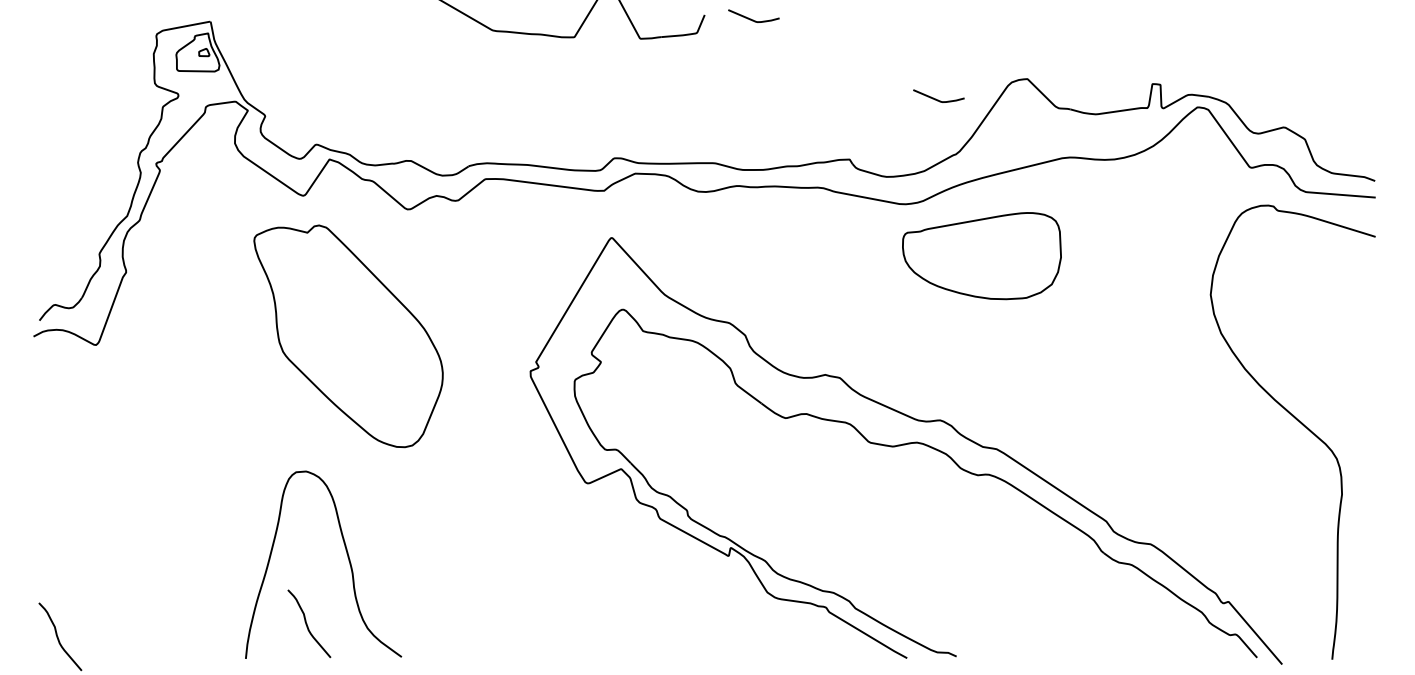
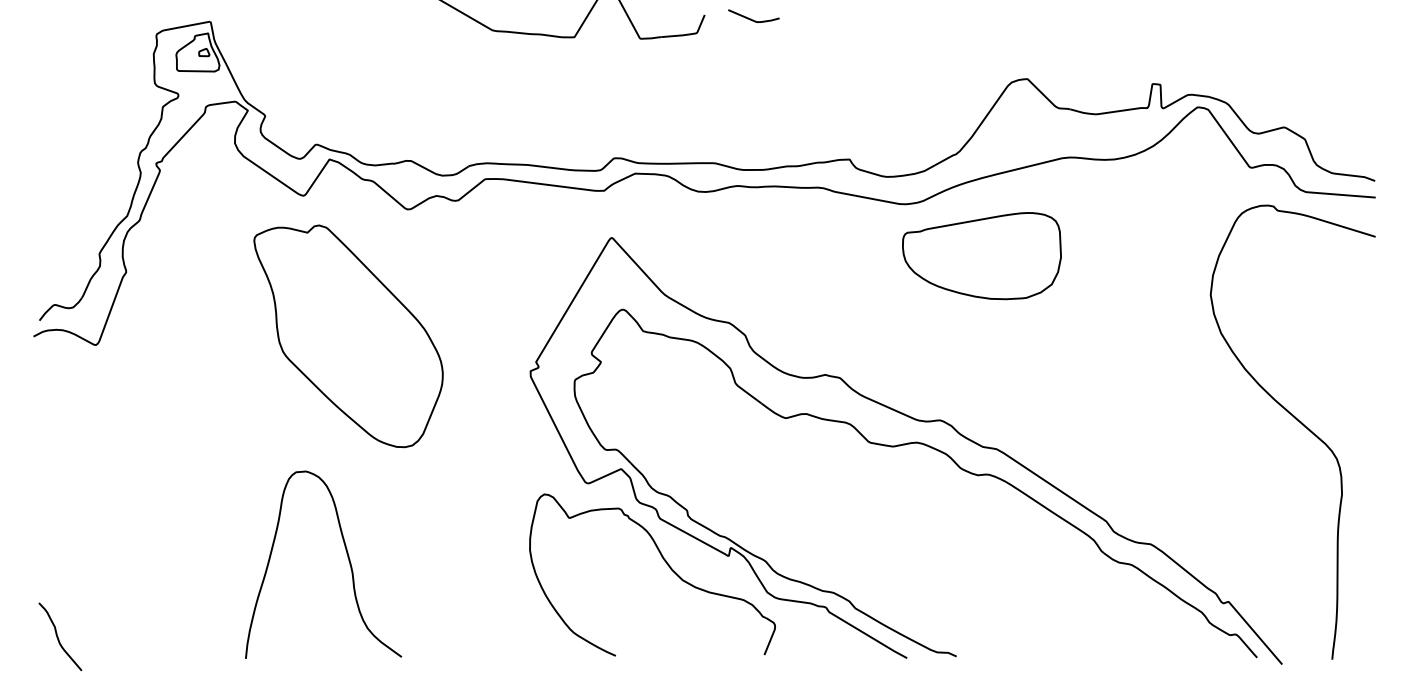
curve: present -> none (936, 98)
part: none -> present (666, 564)
curve: present -> none (307, 623)
